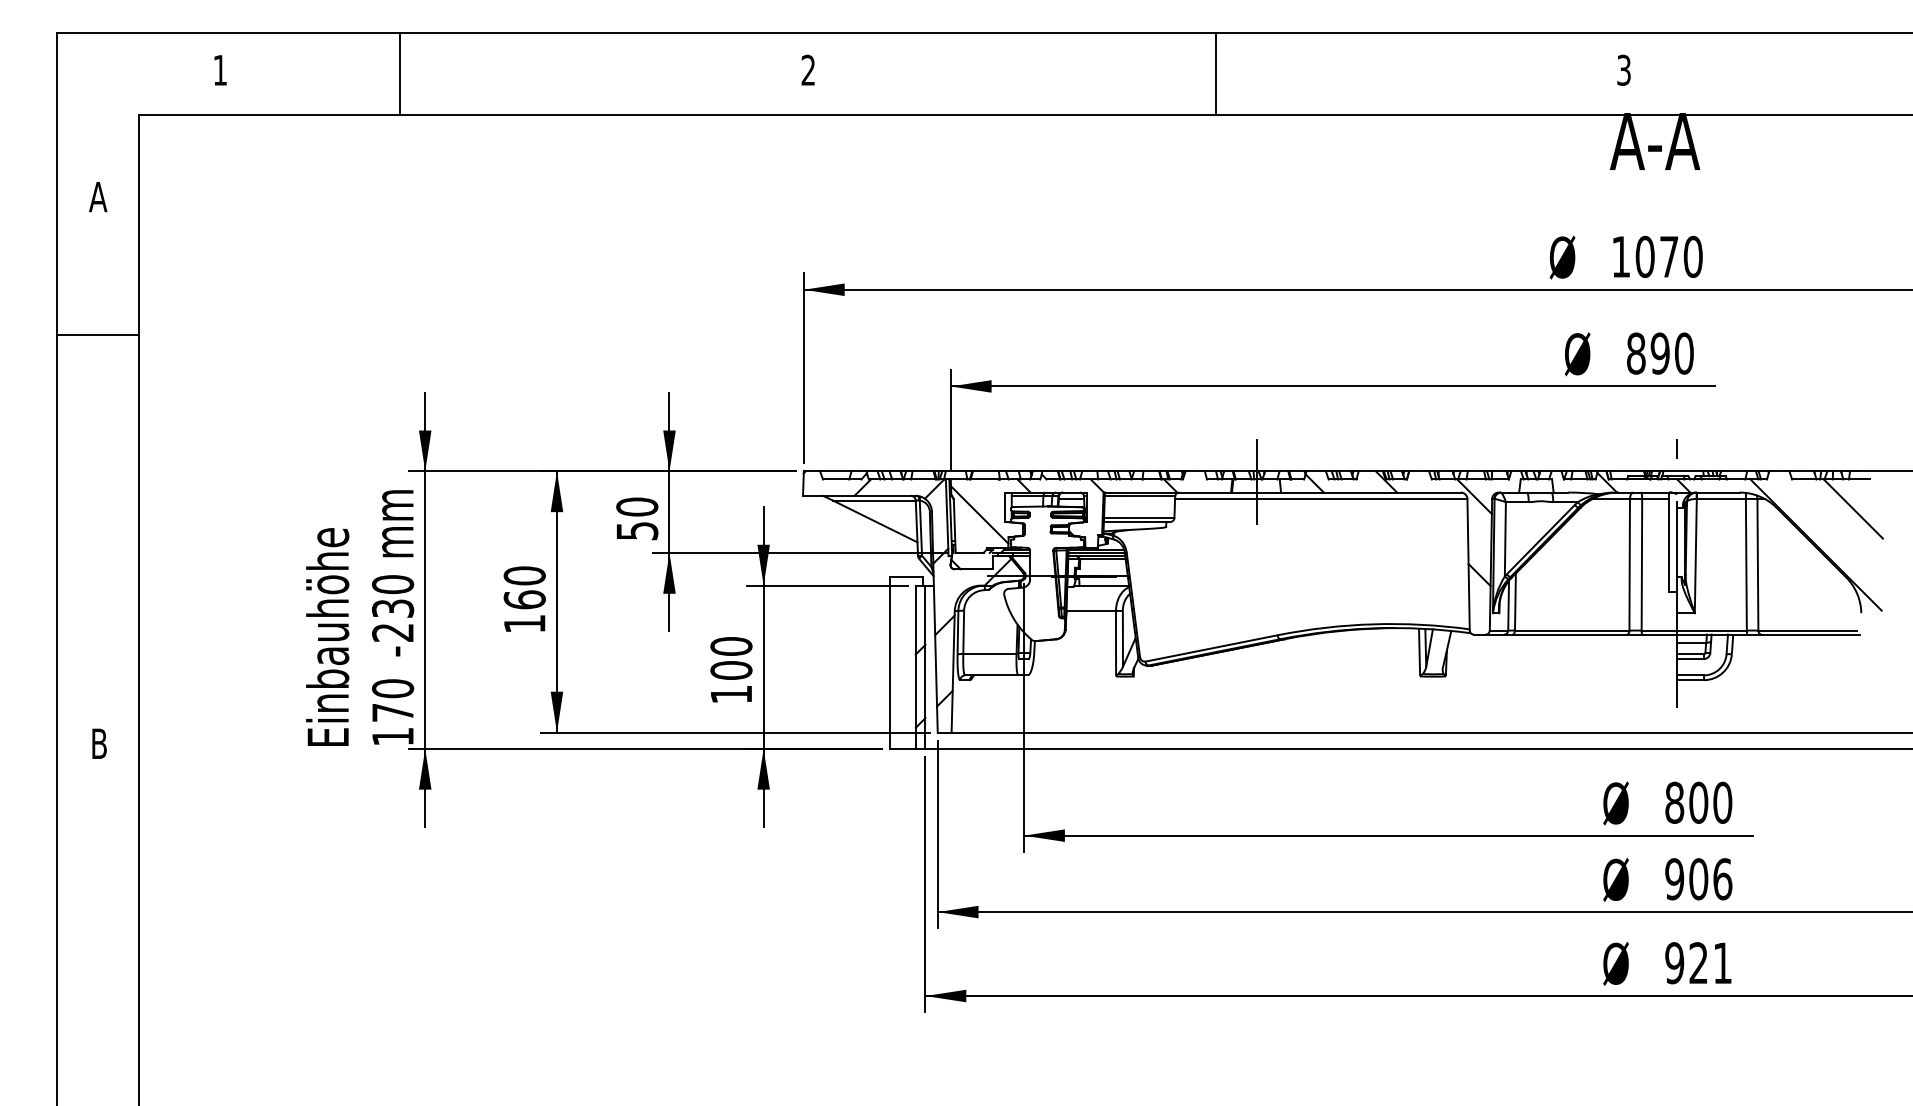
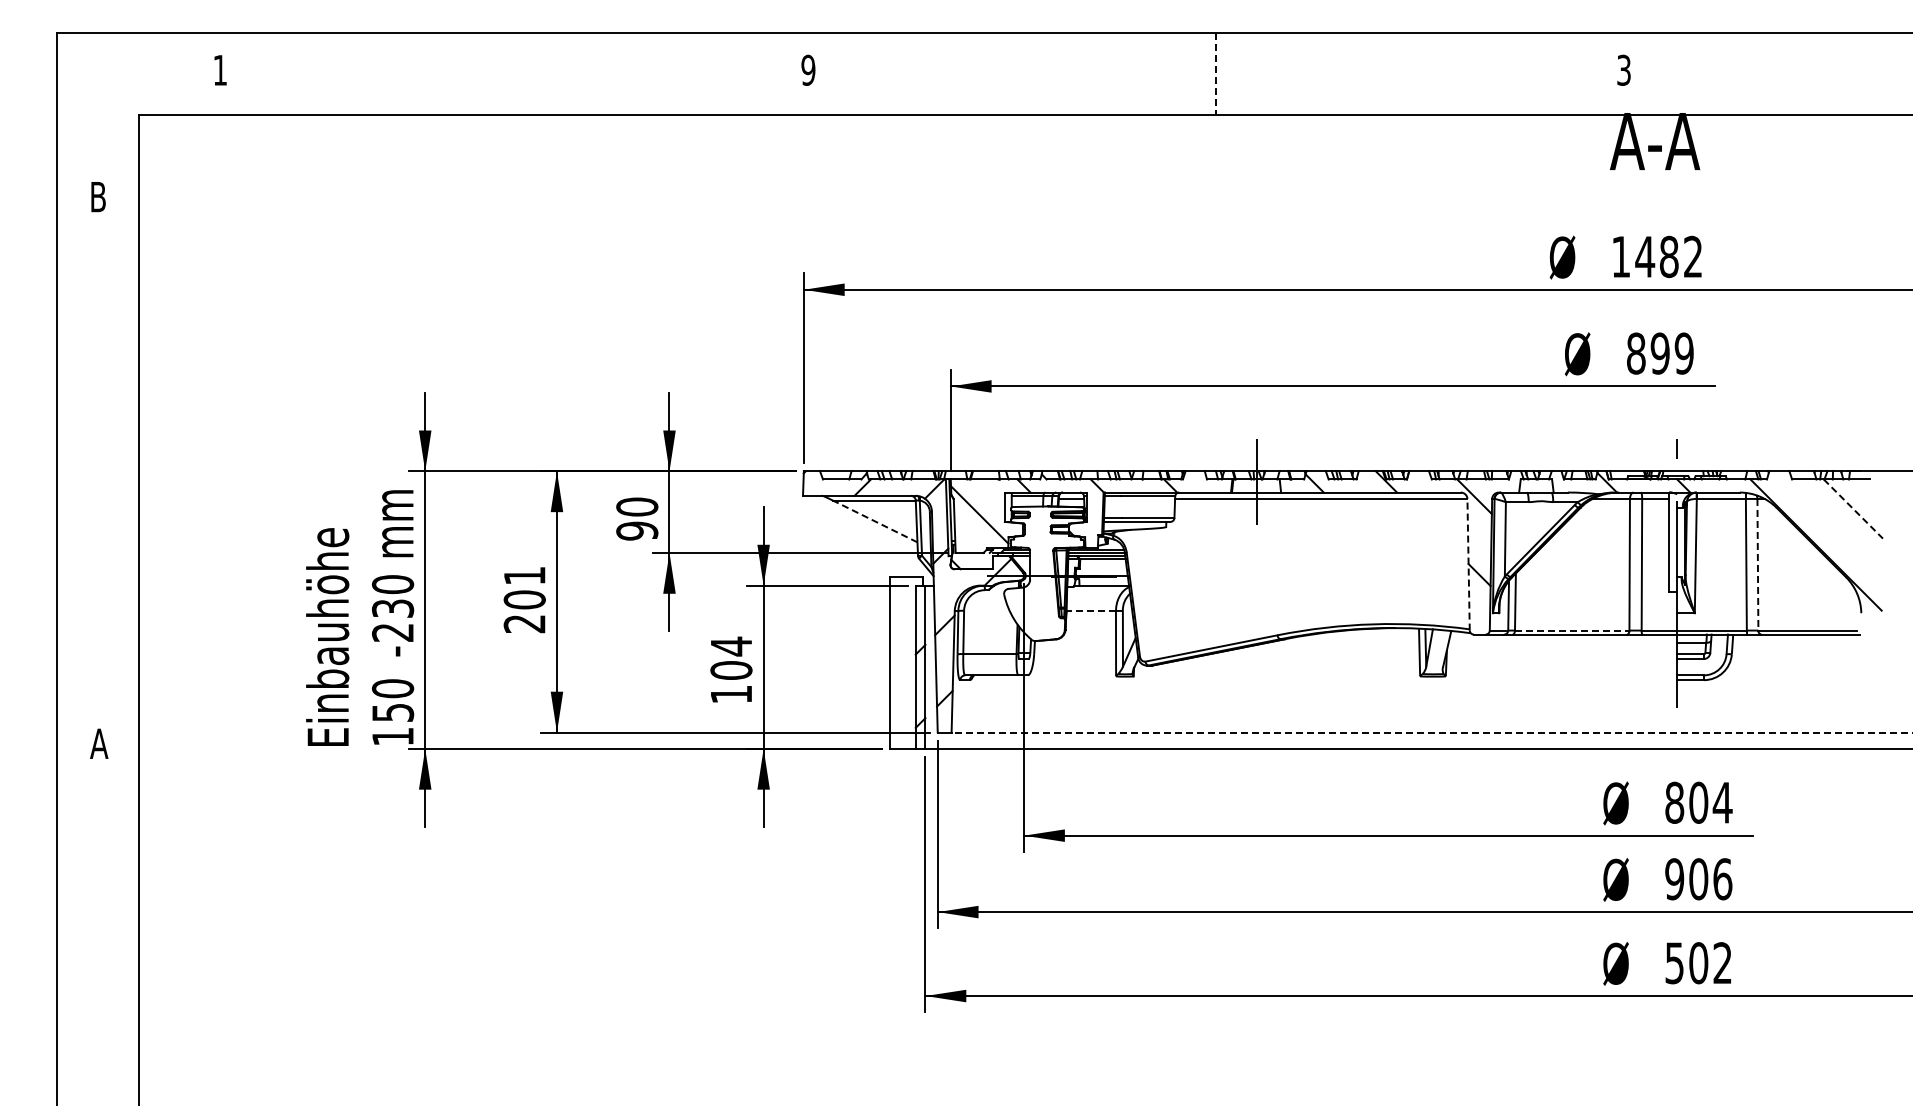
text: 2 -> 9 (808, 69)
line: present -> none (400, 73)
line: solid -> dashed (1216, 73)
text: A -> B (98, 197)
text: 1070 -> 1482 (1668, 256)
line: present -> none (98, 335)
text: 890 -> 899 (1683, 353)
line: solid -> dashed (1853, 509)
line: solid -> dashed (874, 521)
text: 50 -> 90 (637, 530)
line: solid -> dashed (1468, 564)
line: solid -> dashed (1757, 564)
text: 160 -> 201 (524, 599)
line: solid -> dashed (1091, 611)
line: solid -> dashed (1572, 630)
text: 100 -> 104 (731, 646)
text: 170 -> 150 (393, 712)
line: solid -> dashed (1431, 732)
text: B -> A (99, 743)
text: 800 -> 804 (1722, 802)
text: 921 -> 502 (1698, 963)
